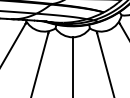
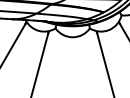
line: present -> none (72, 65)
